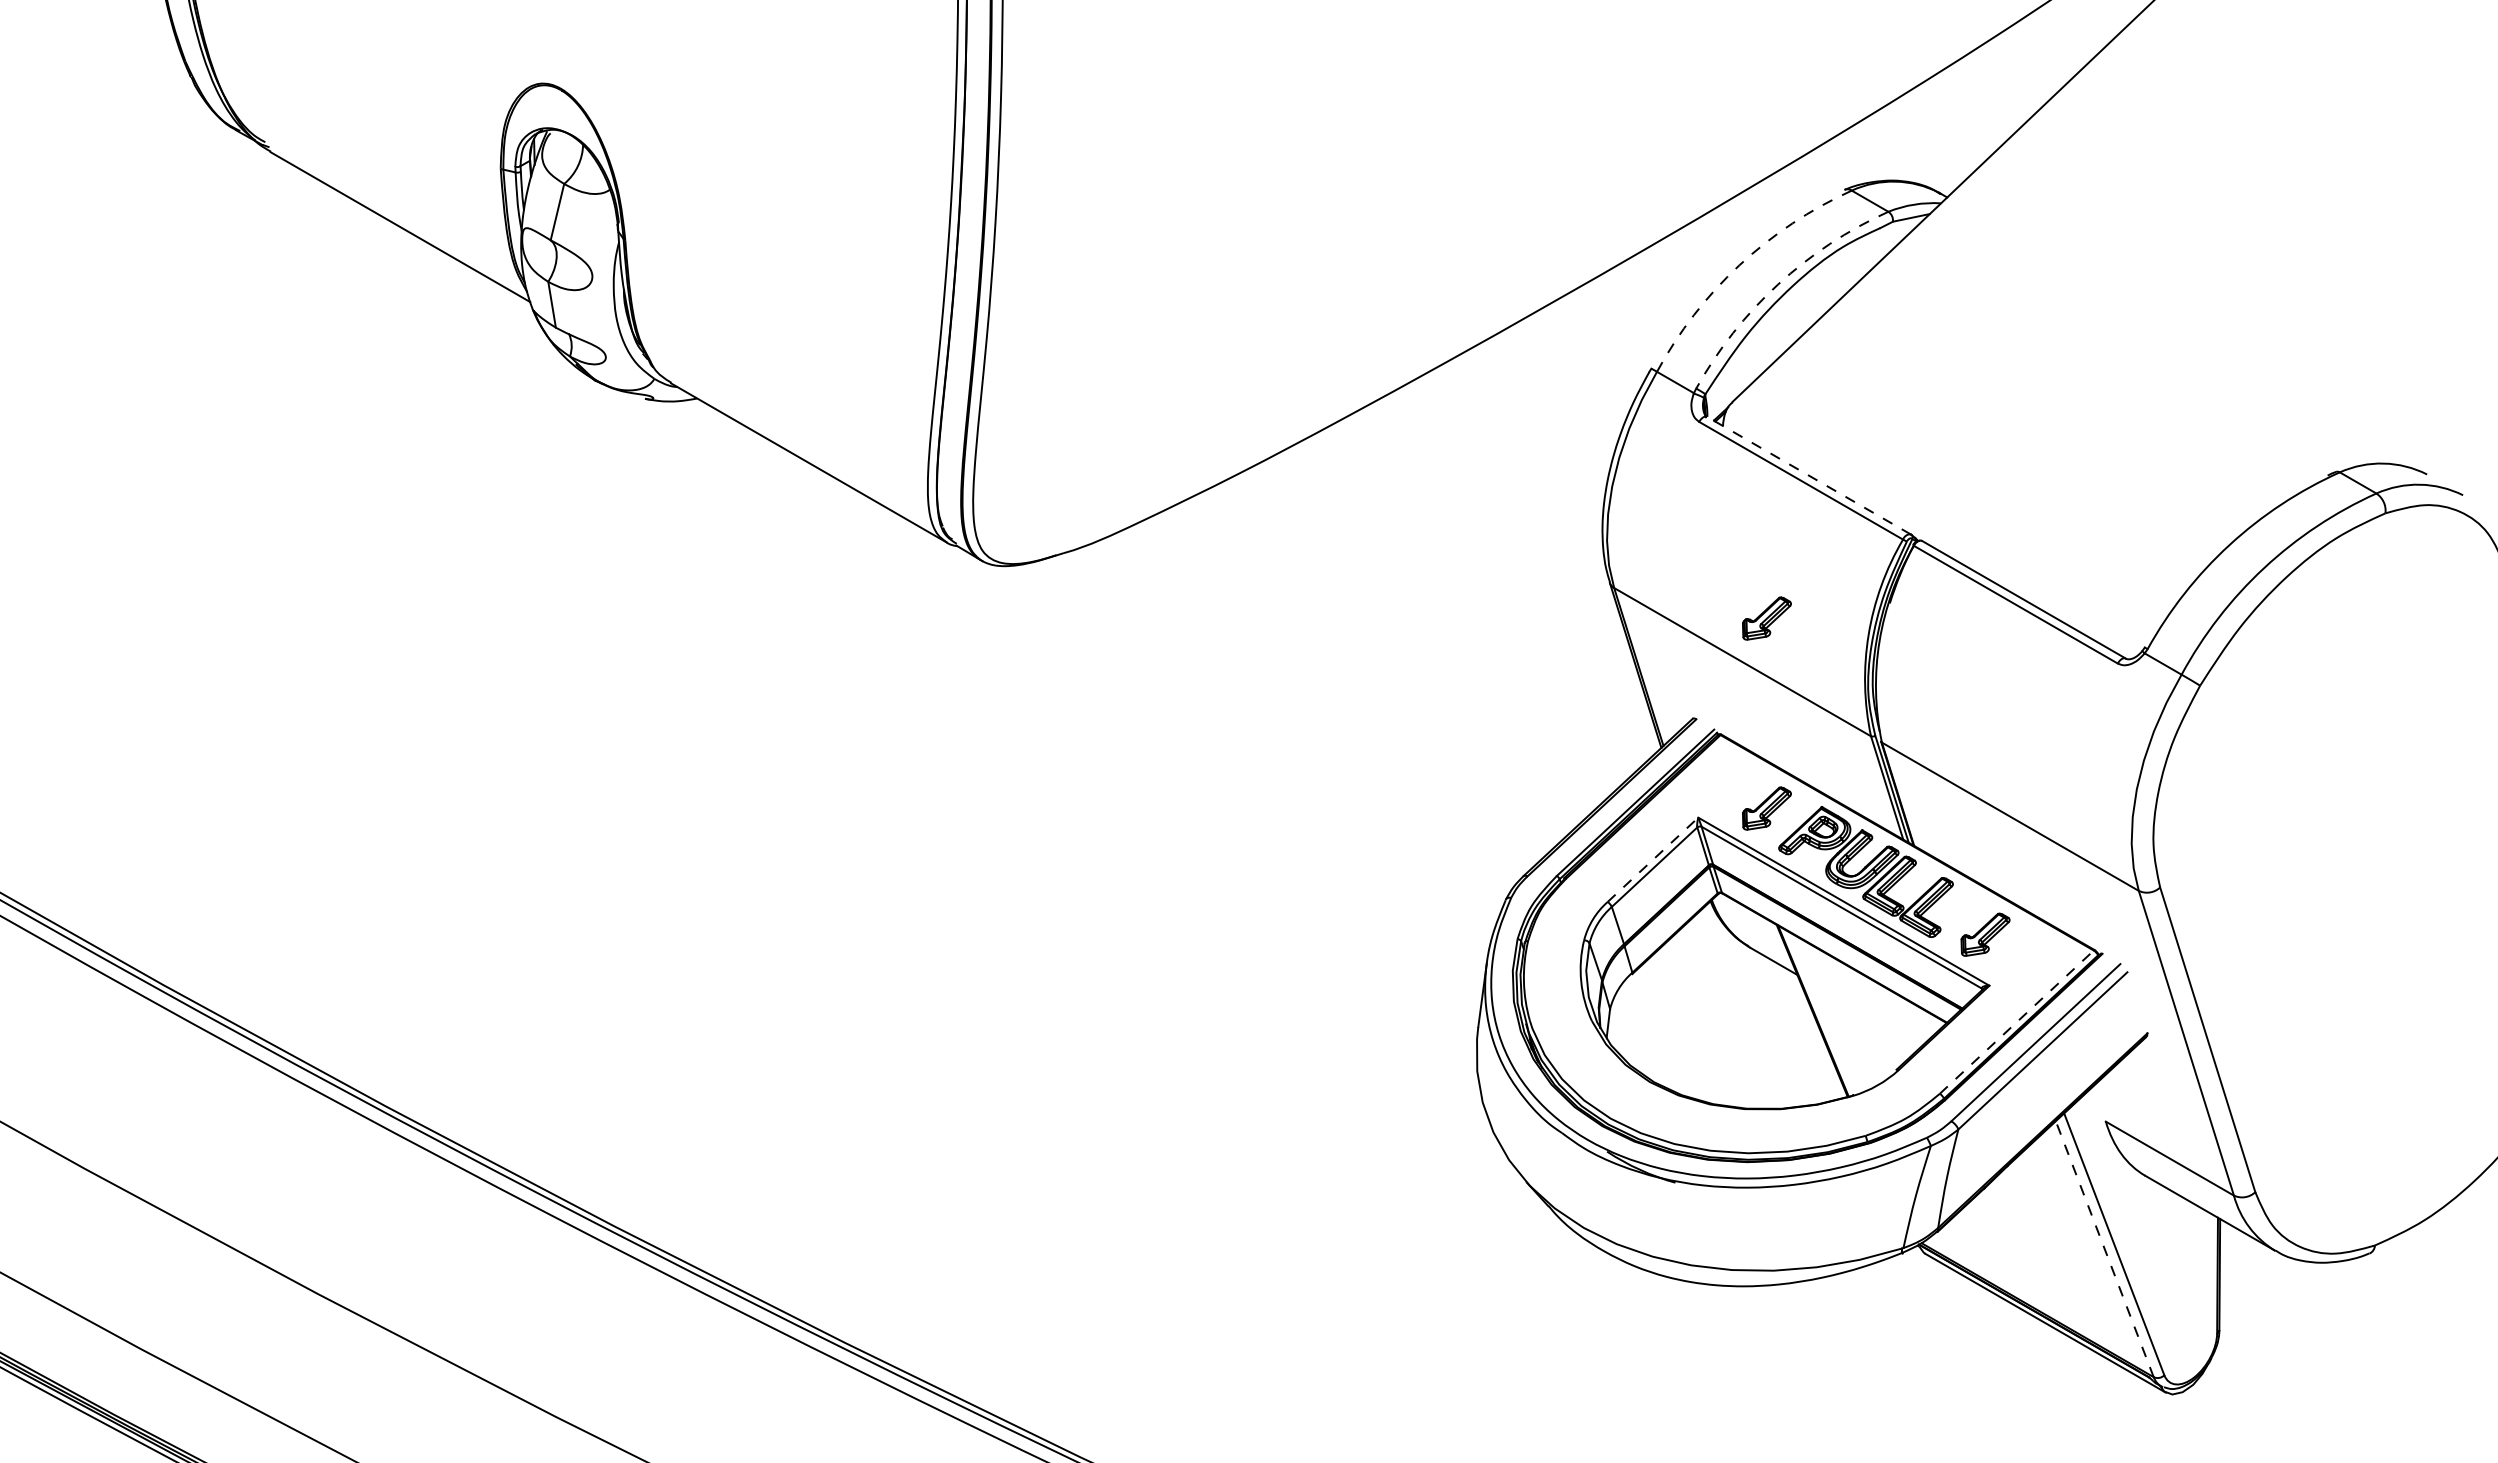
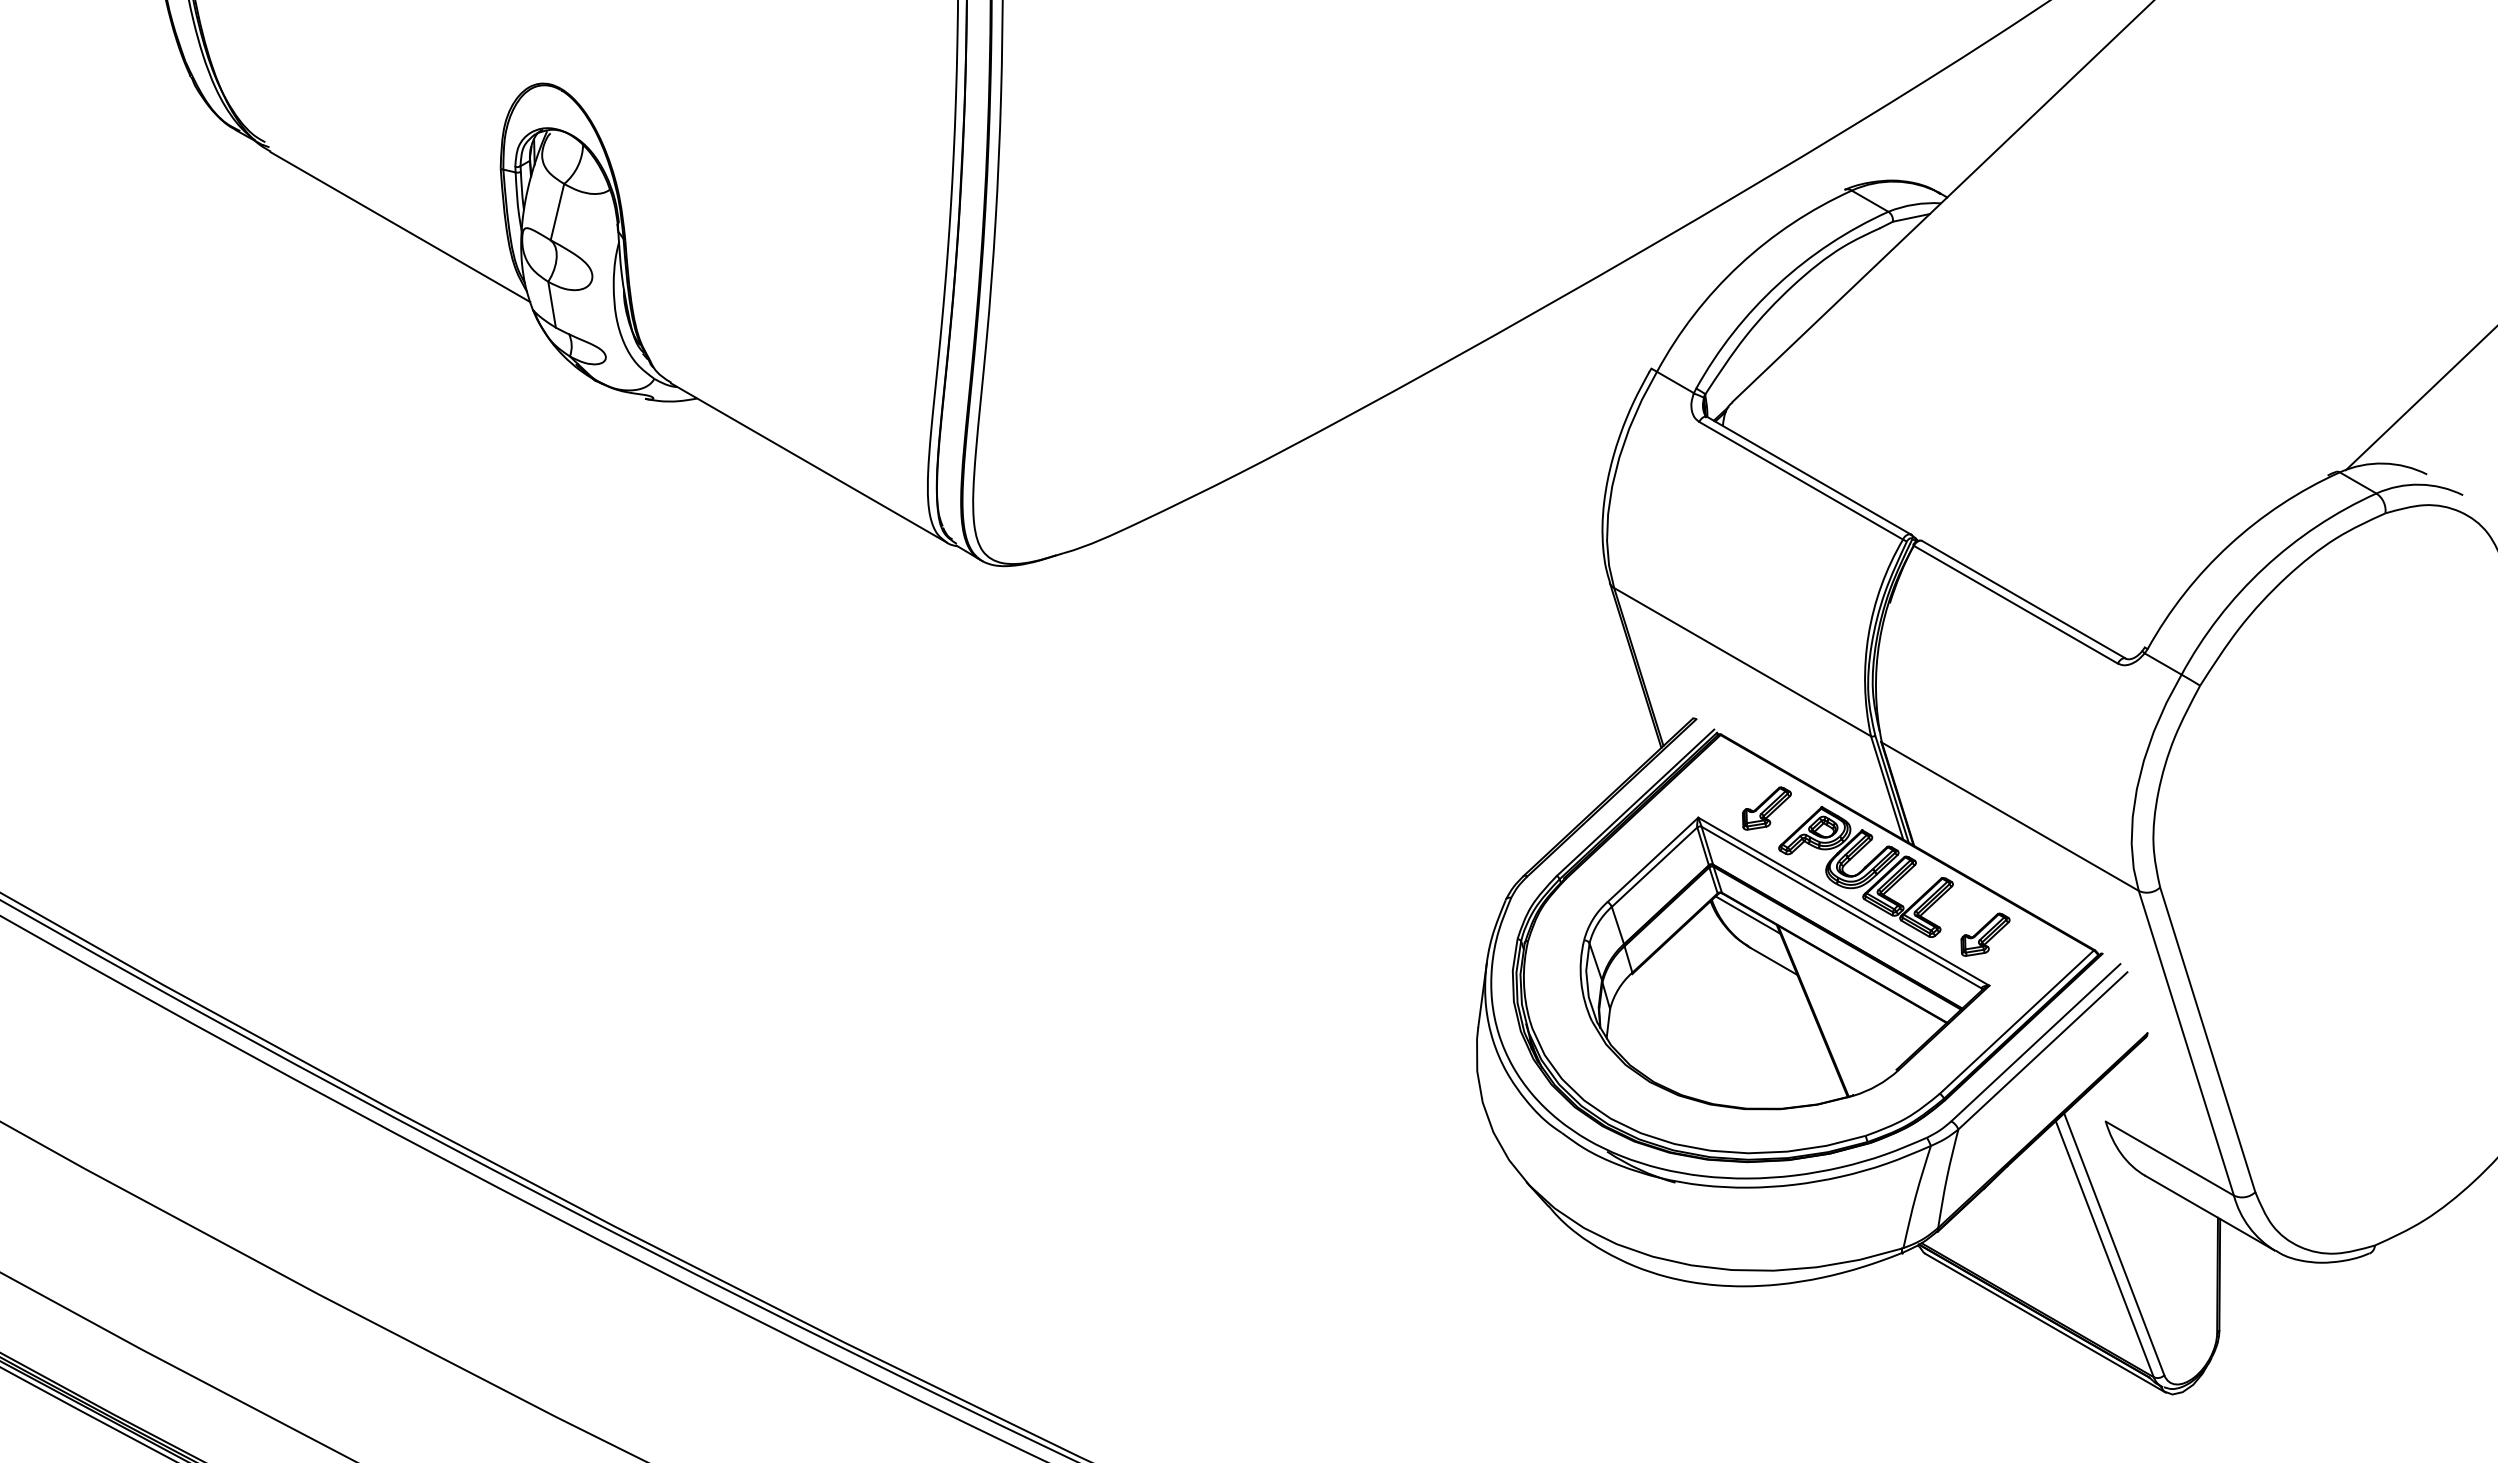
arc: dashed -> solid (1739, 265)
arc: dashed -> solid (1778, 284)
line: none -> present (2419, 399)
line: dashed -> solid (1809, 475)
part: present -> none (1766, 618)
line: dashed -> solid (1652, 859)
line: none -> present (1747, 914)
line: dashed -> solid (2017, 1021)
line: dashed -> solid (2104, 1248)
